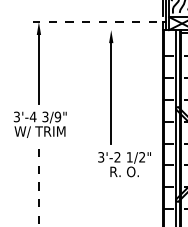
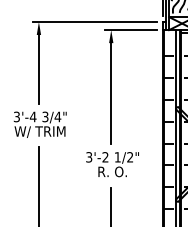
line: dashed -> solid (94, 22)
line: none -> present (130, 30)
text: 3/9" -> 3/4" (57, 116)
text position: (124, 164) -> (112, 164) (112, 164)
line: dashed -> solid (38, 186)
line: none -> present (111, 205)
